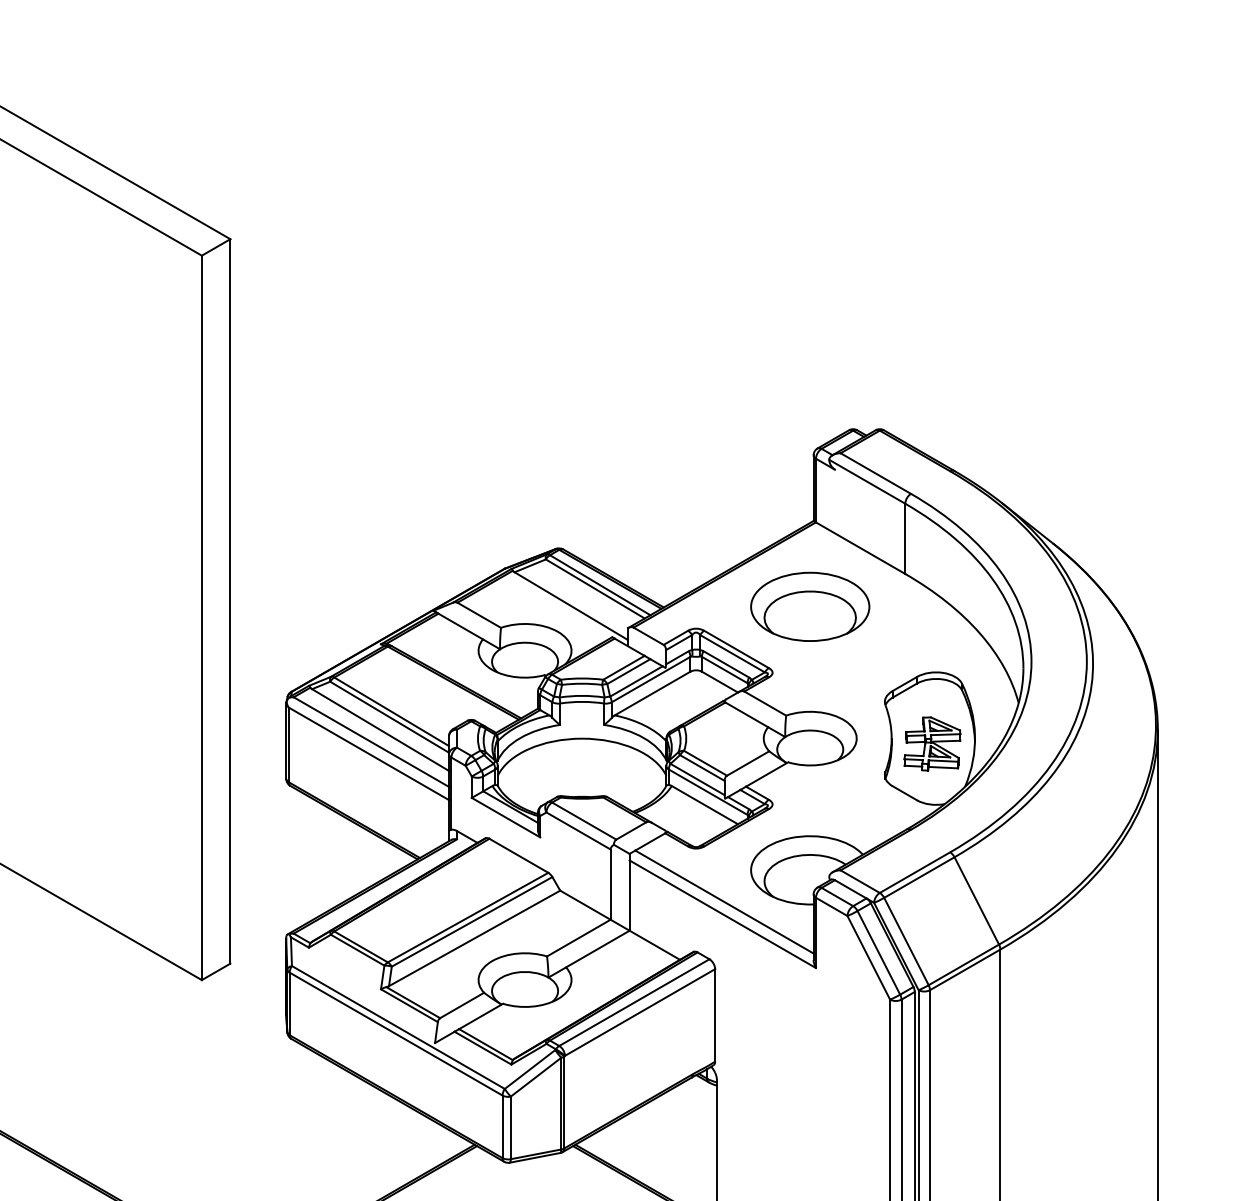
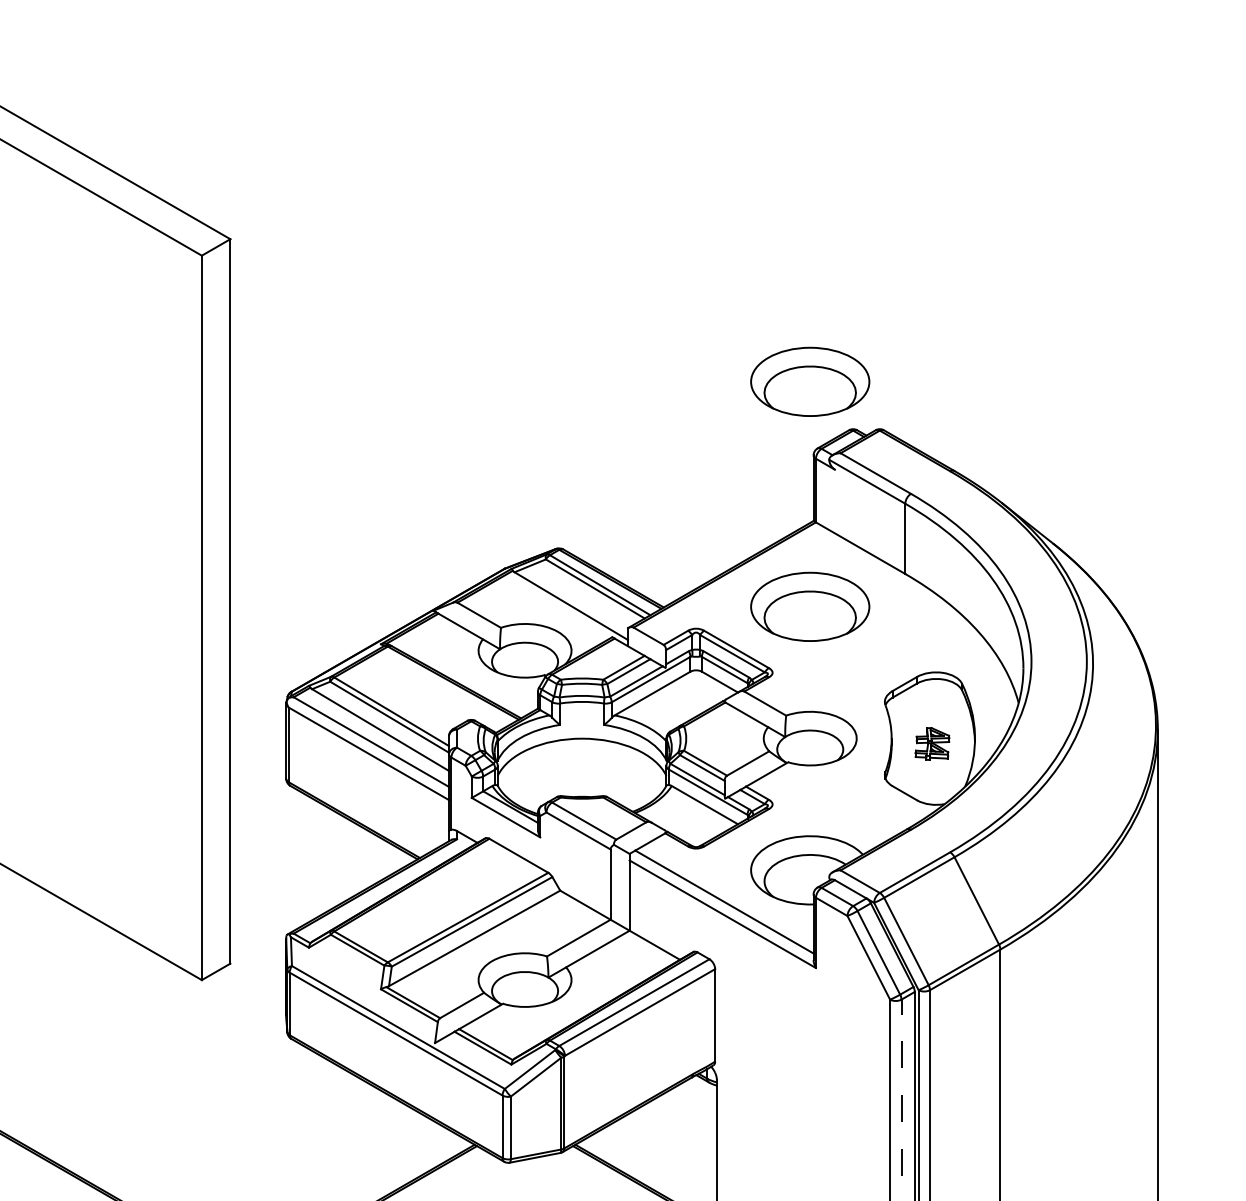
part: none -> present (810, 381)
part size: 59x56 px -> 37x34 px (932, 743)
line: solid -> dashed (901, 1099)
